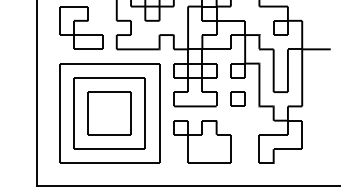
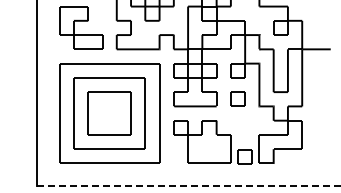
part: none -> present (244, 156)
line: solid -> dashed (189, 185)
